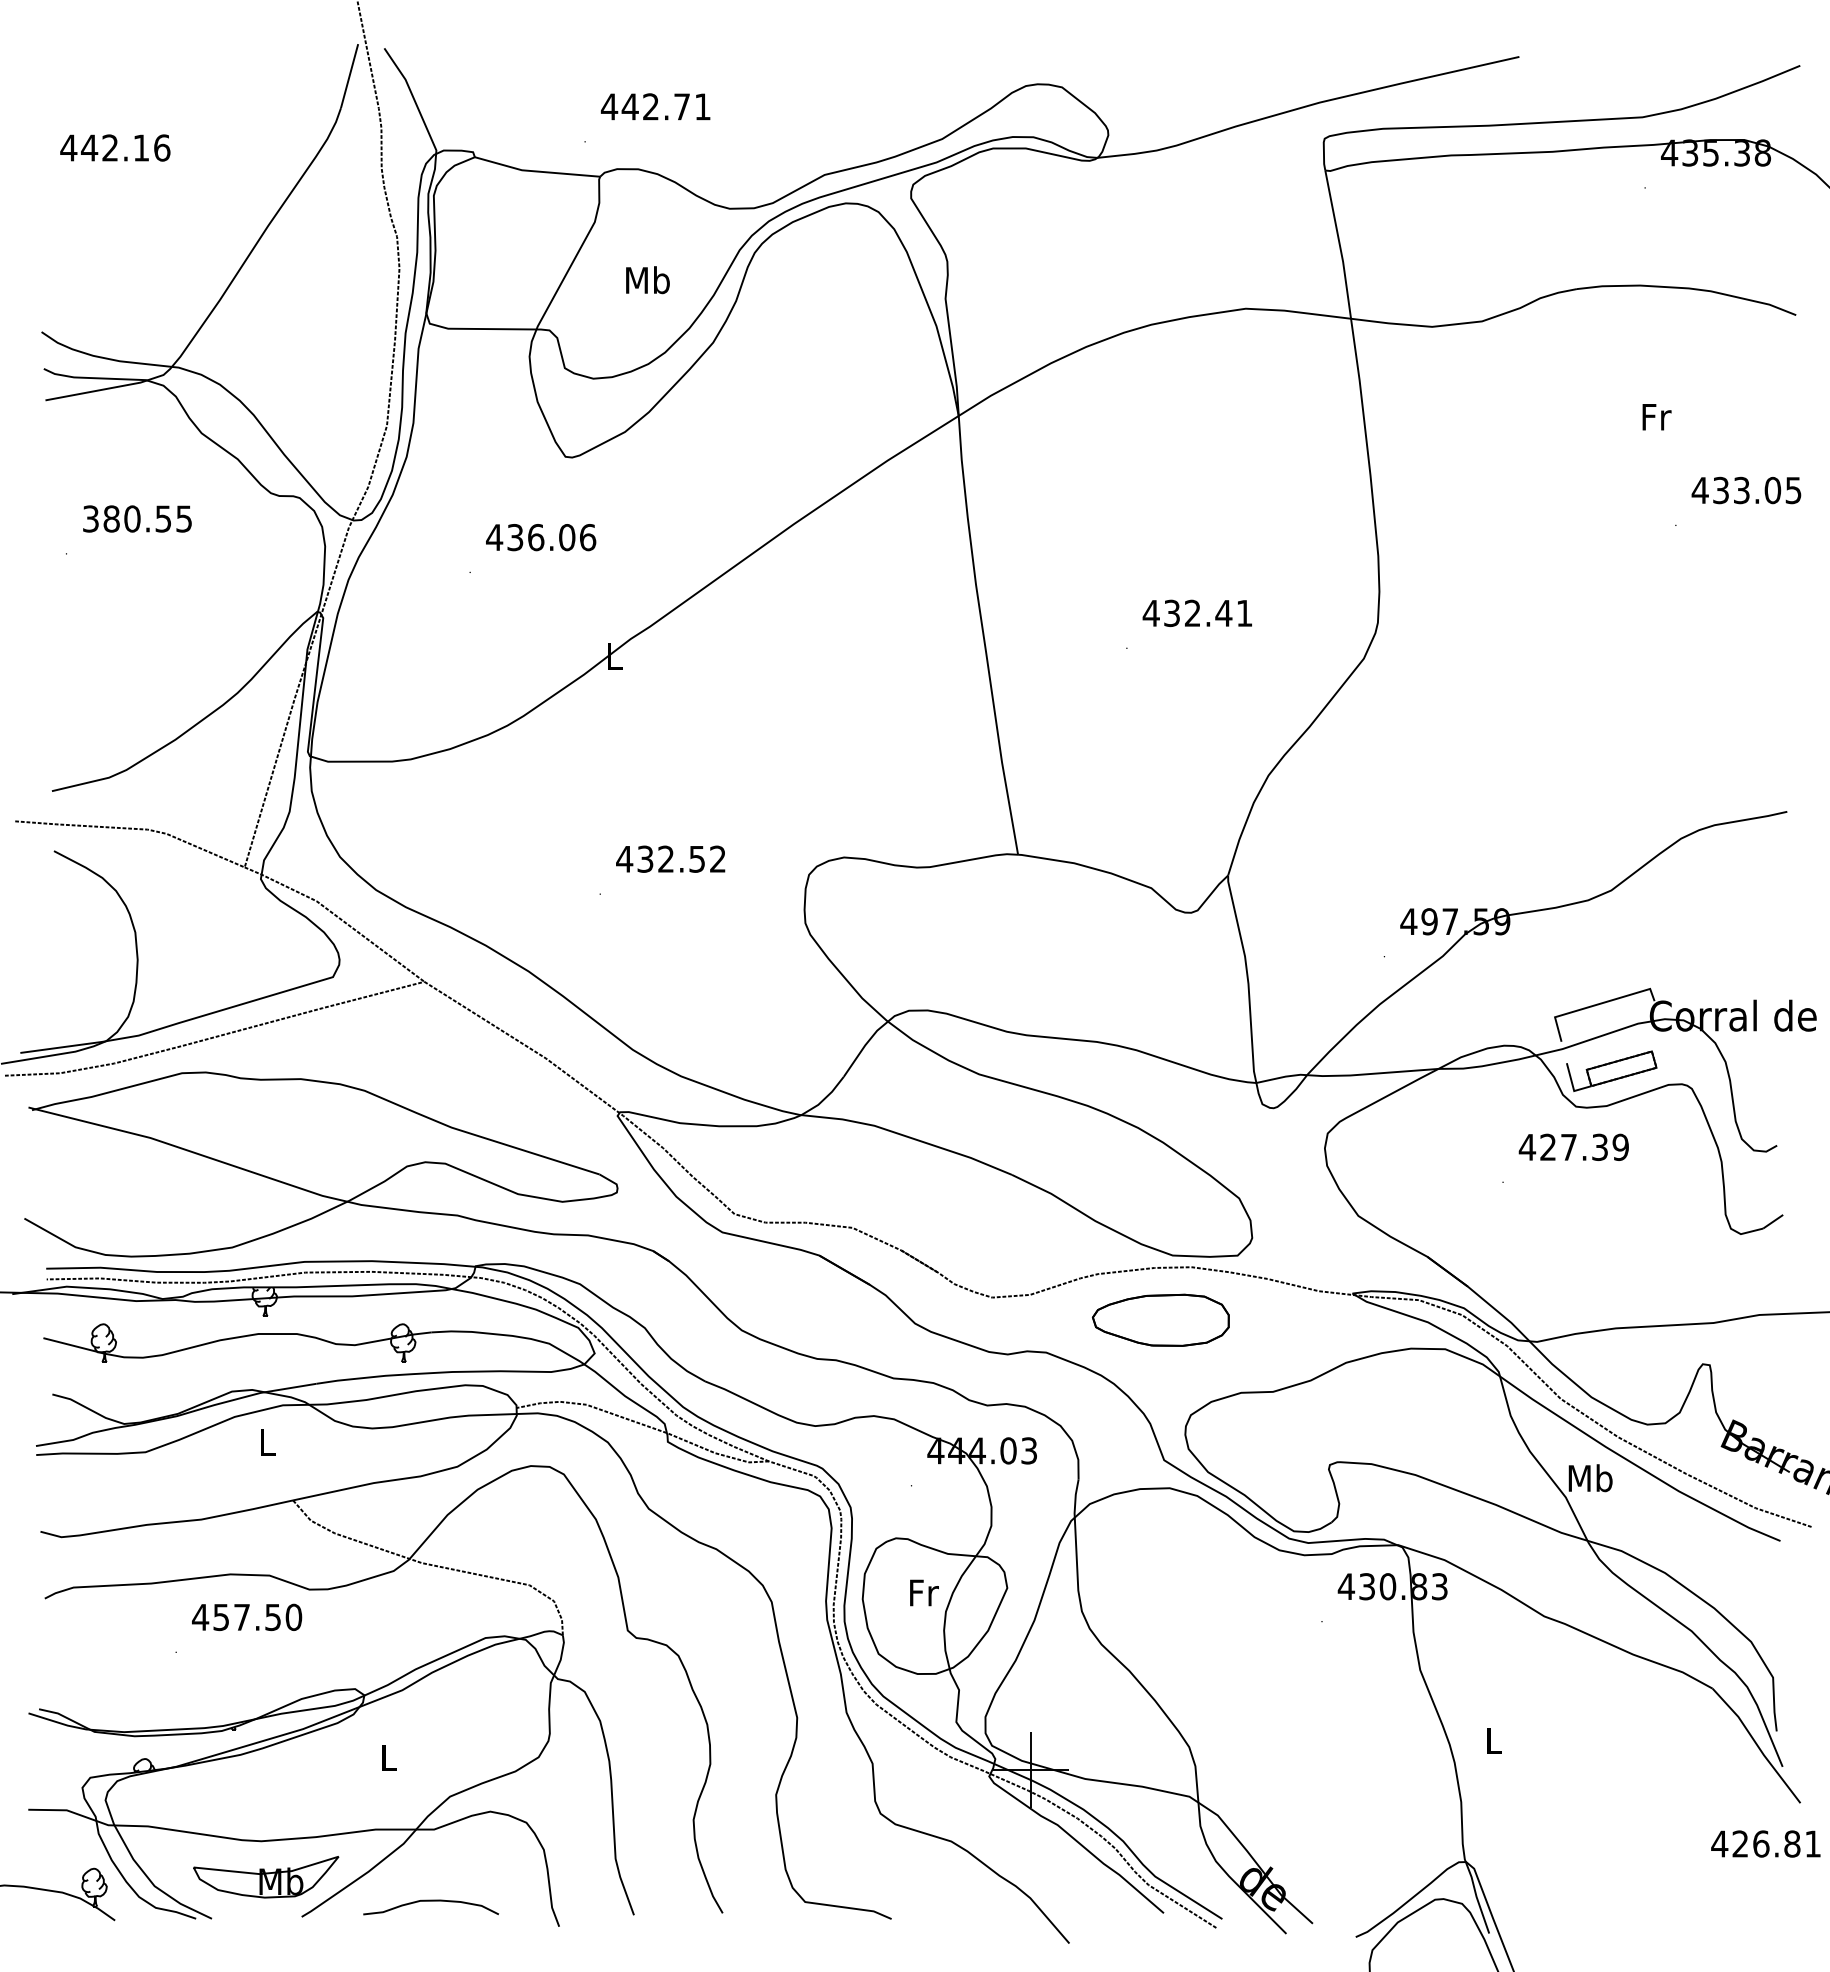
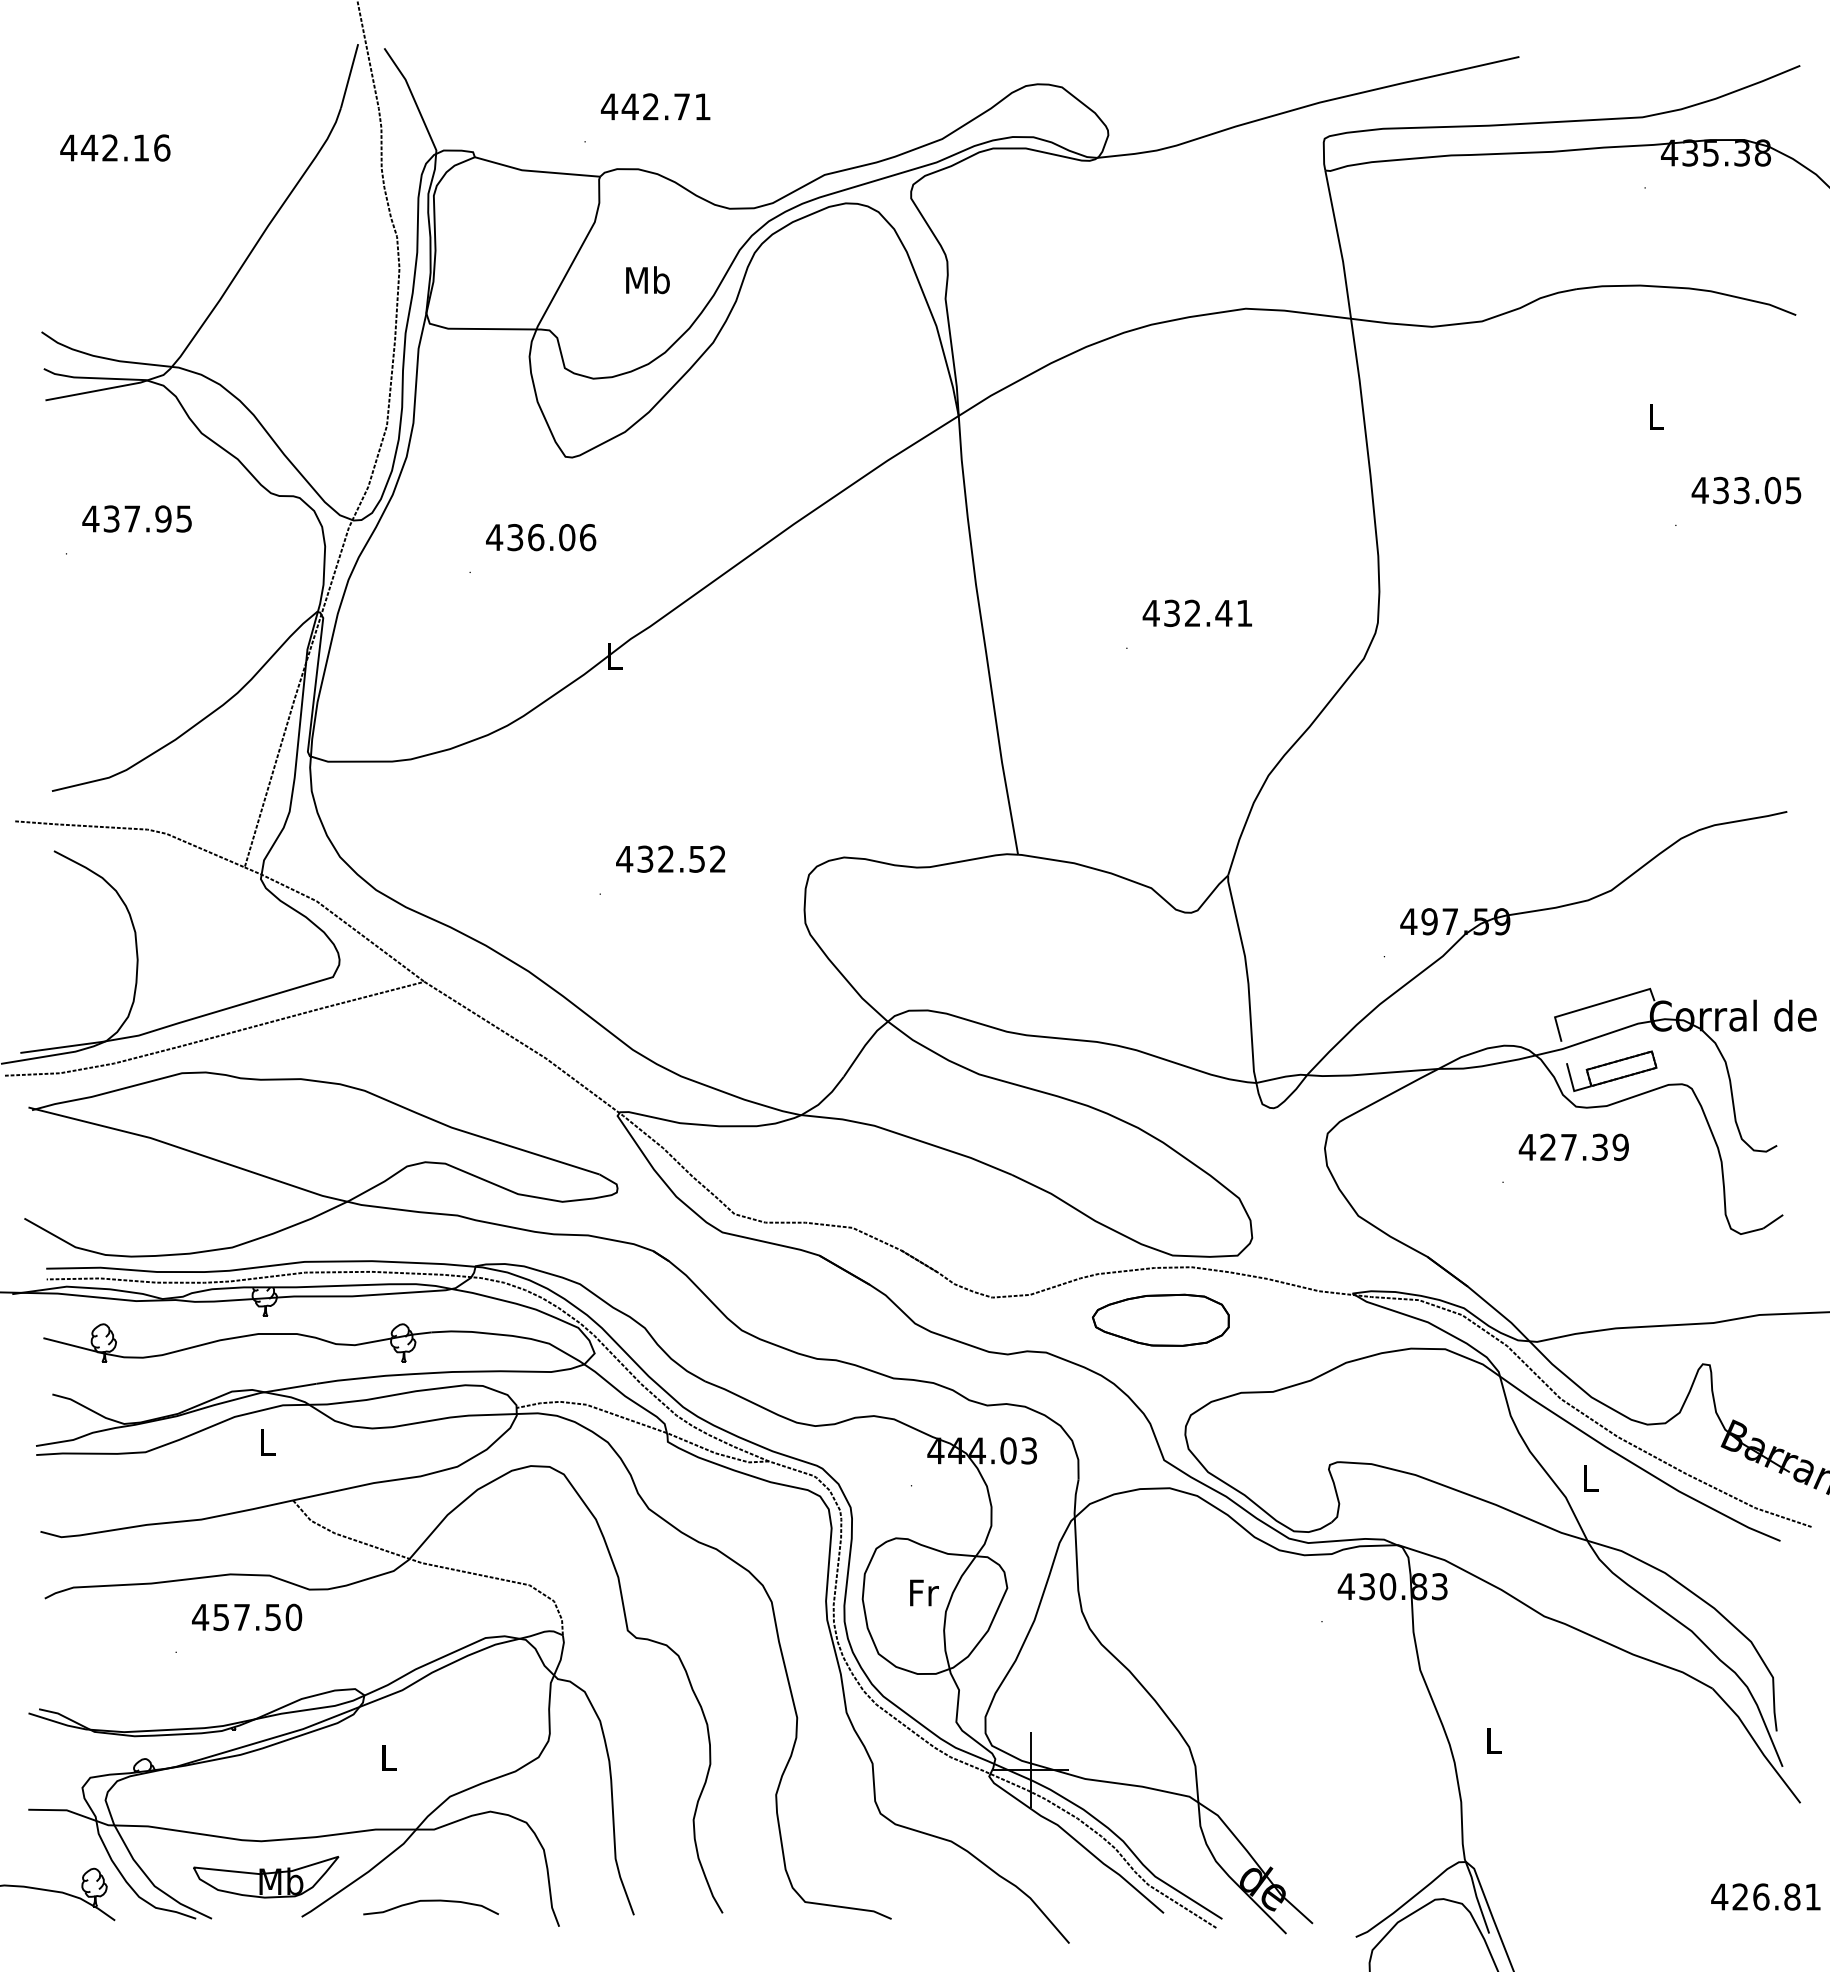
text: Fr -> L (1656, 417)
text: 380.55 -> 437.95 (126, 518)
text: Mb -> L (1590, 1478)
text position: (1765, 1843) -> (1765, 1896) (1765, 1896)
